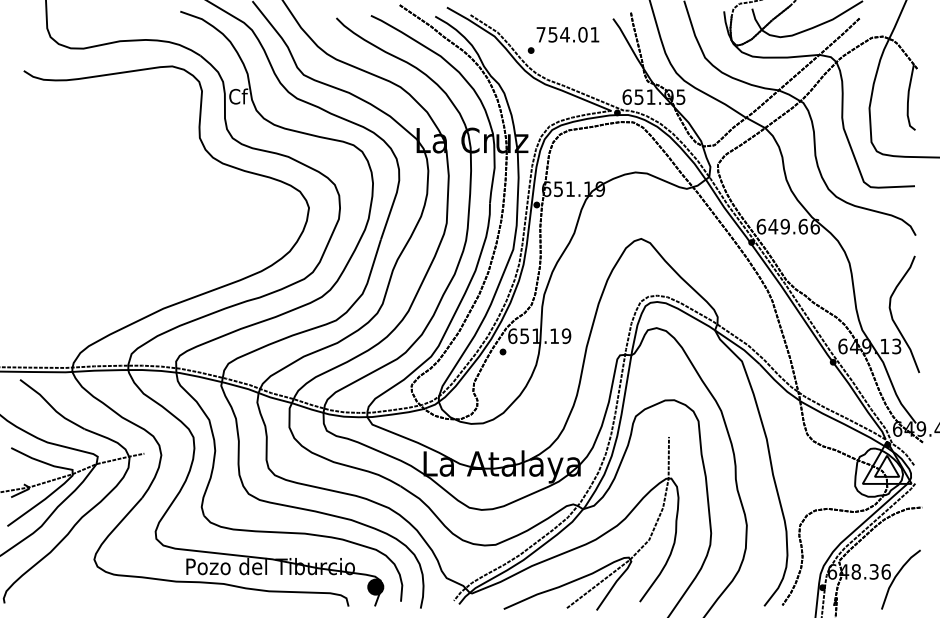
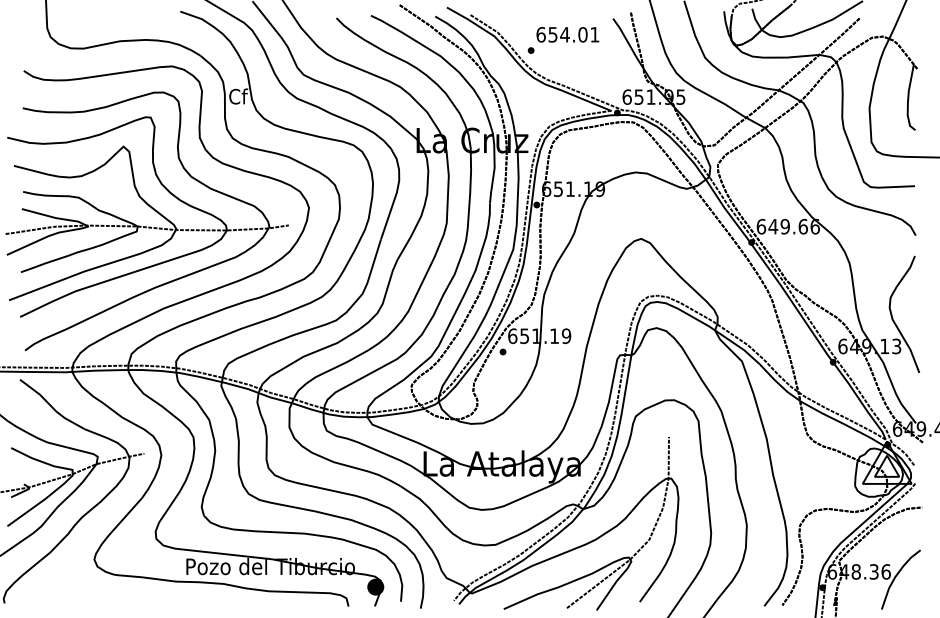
text: 754.01 -> 654.01 (540, 34)
part: none -> present (146, 221)
